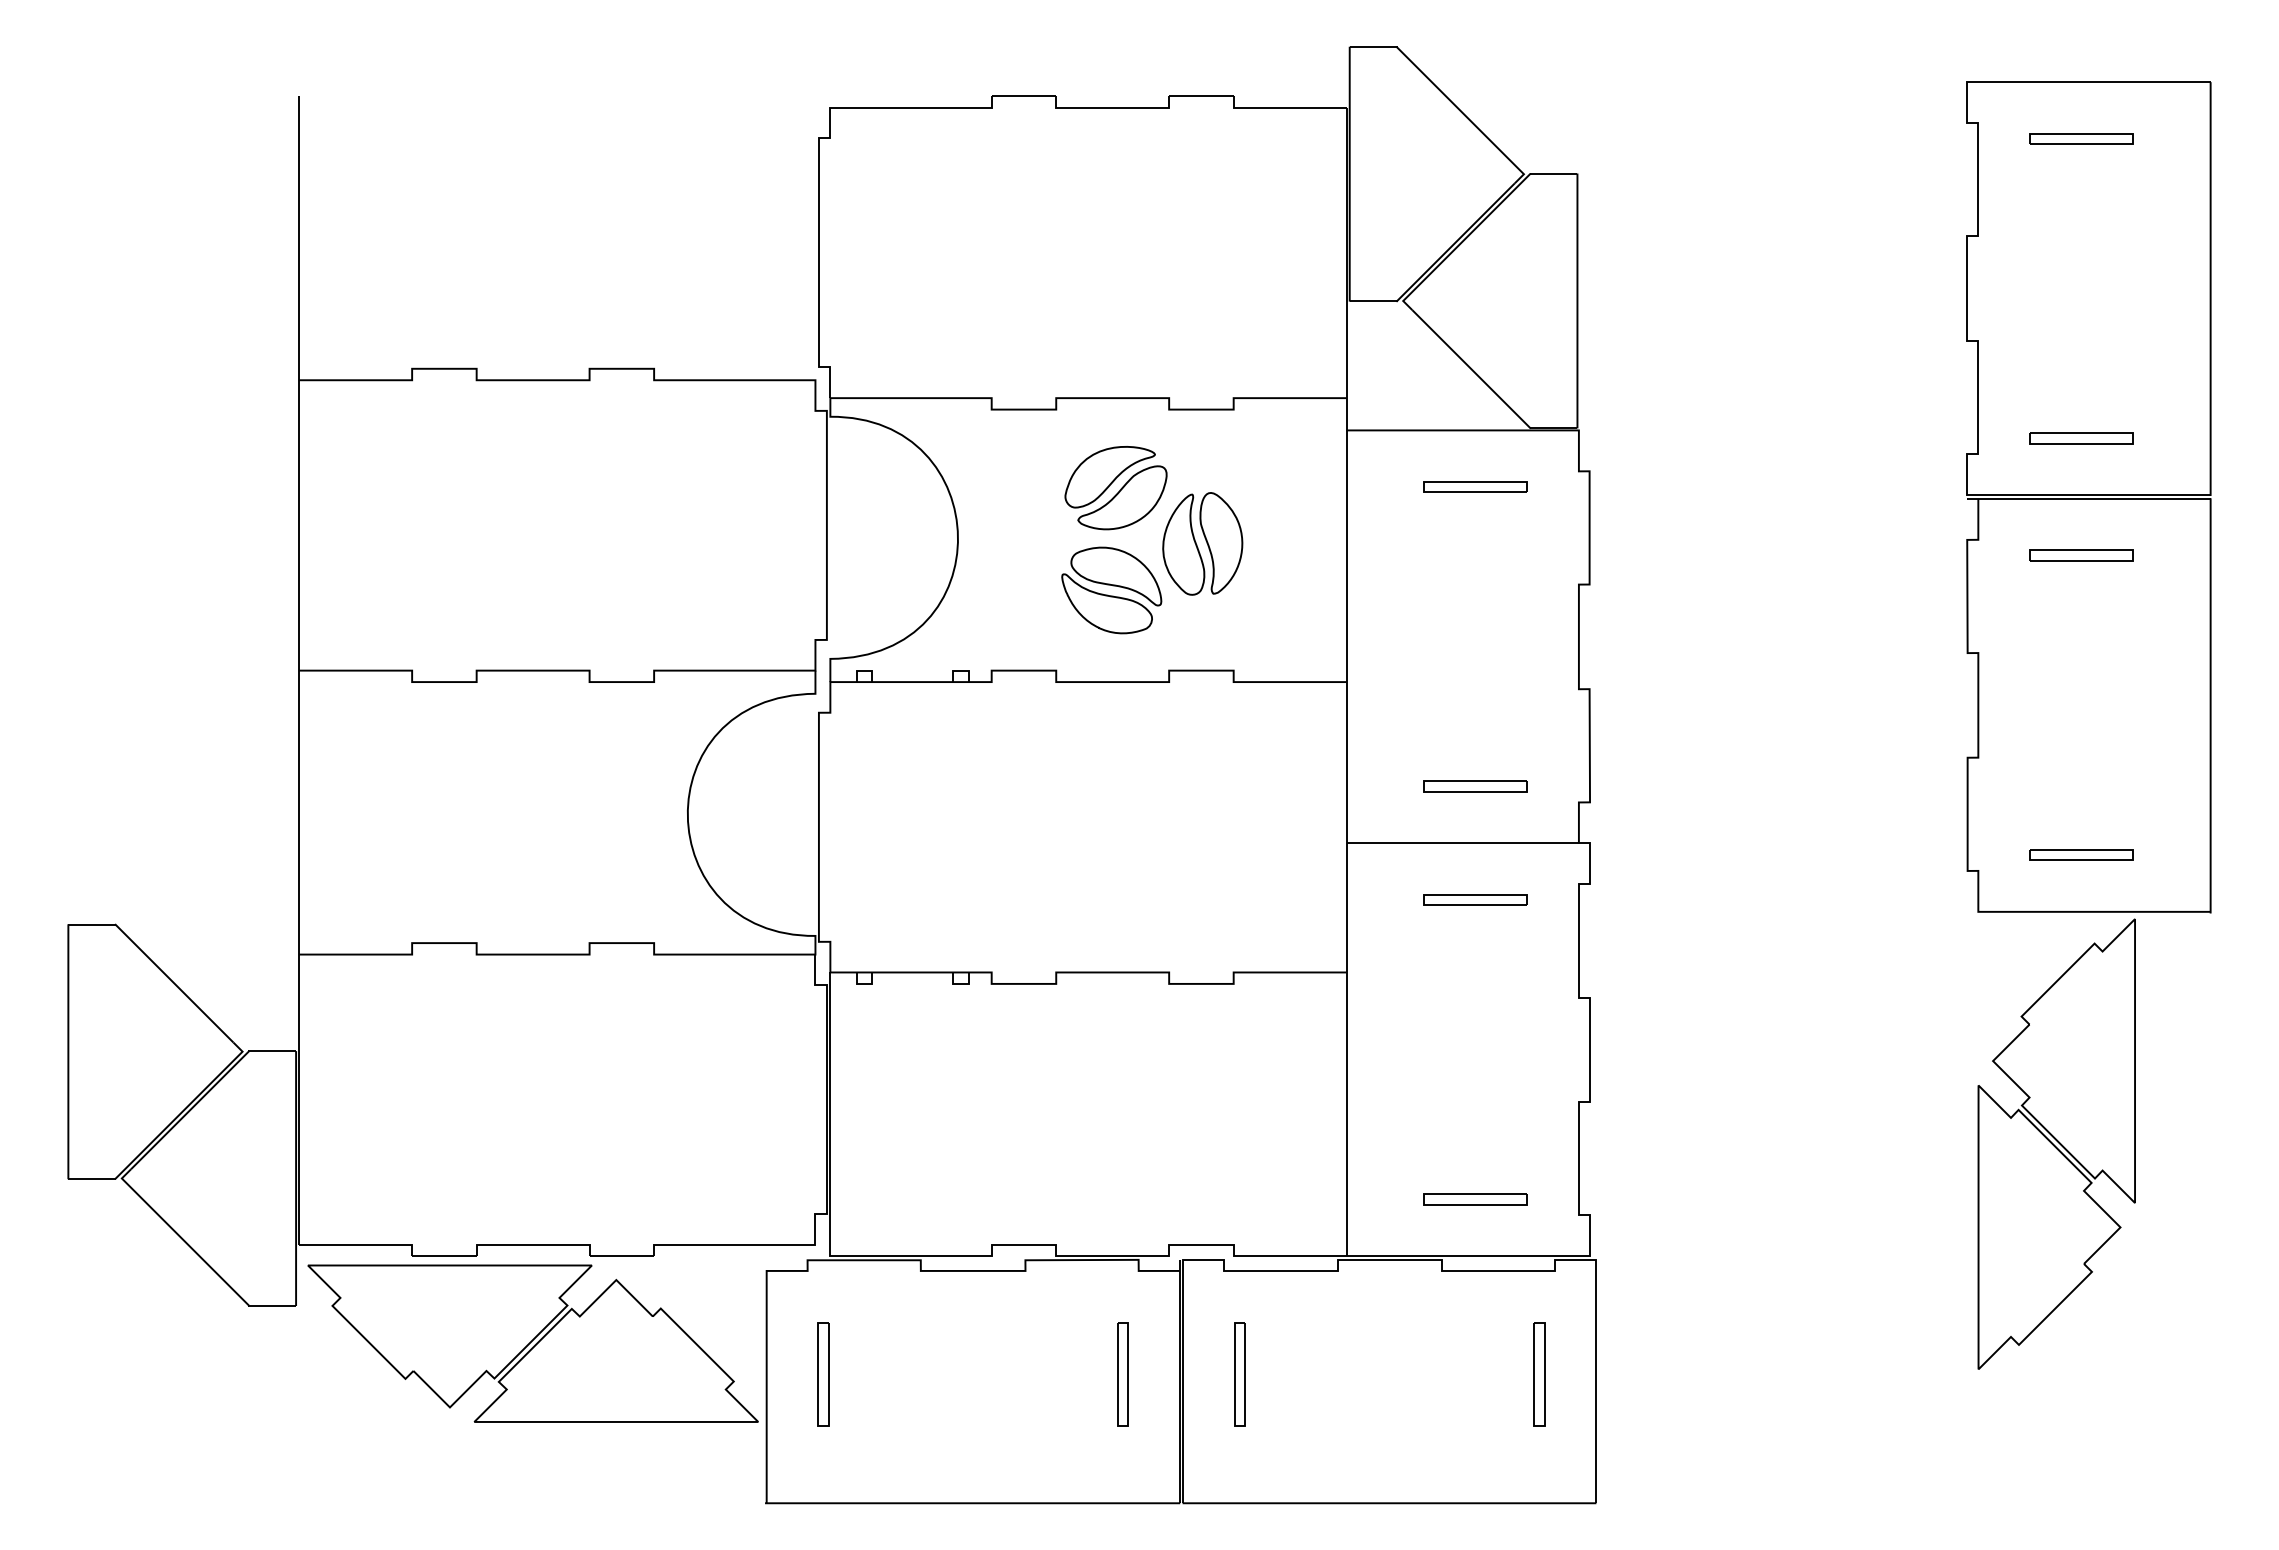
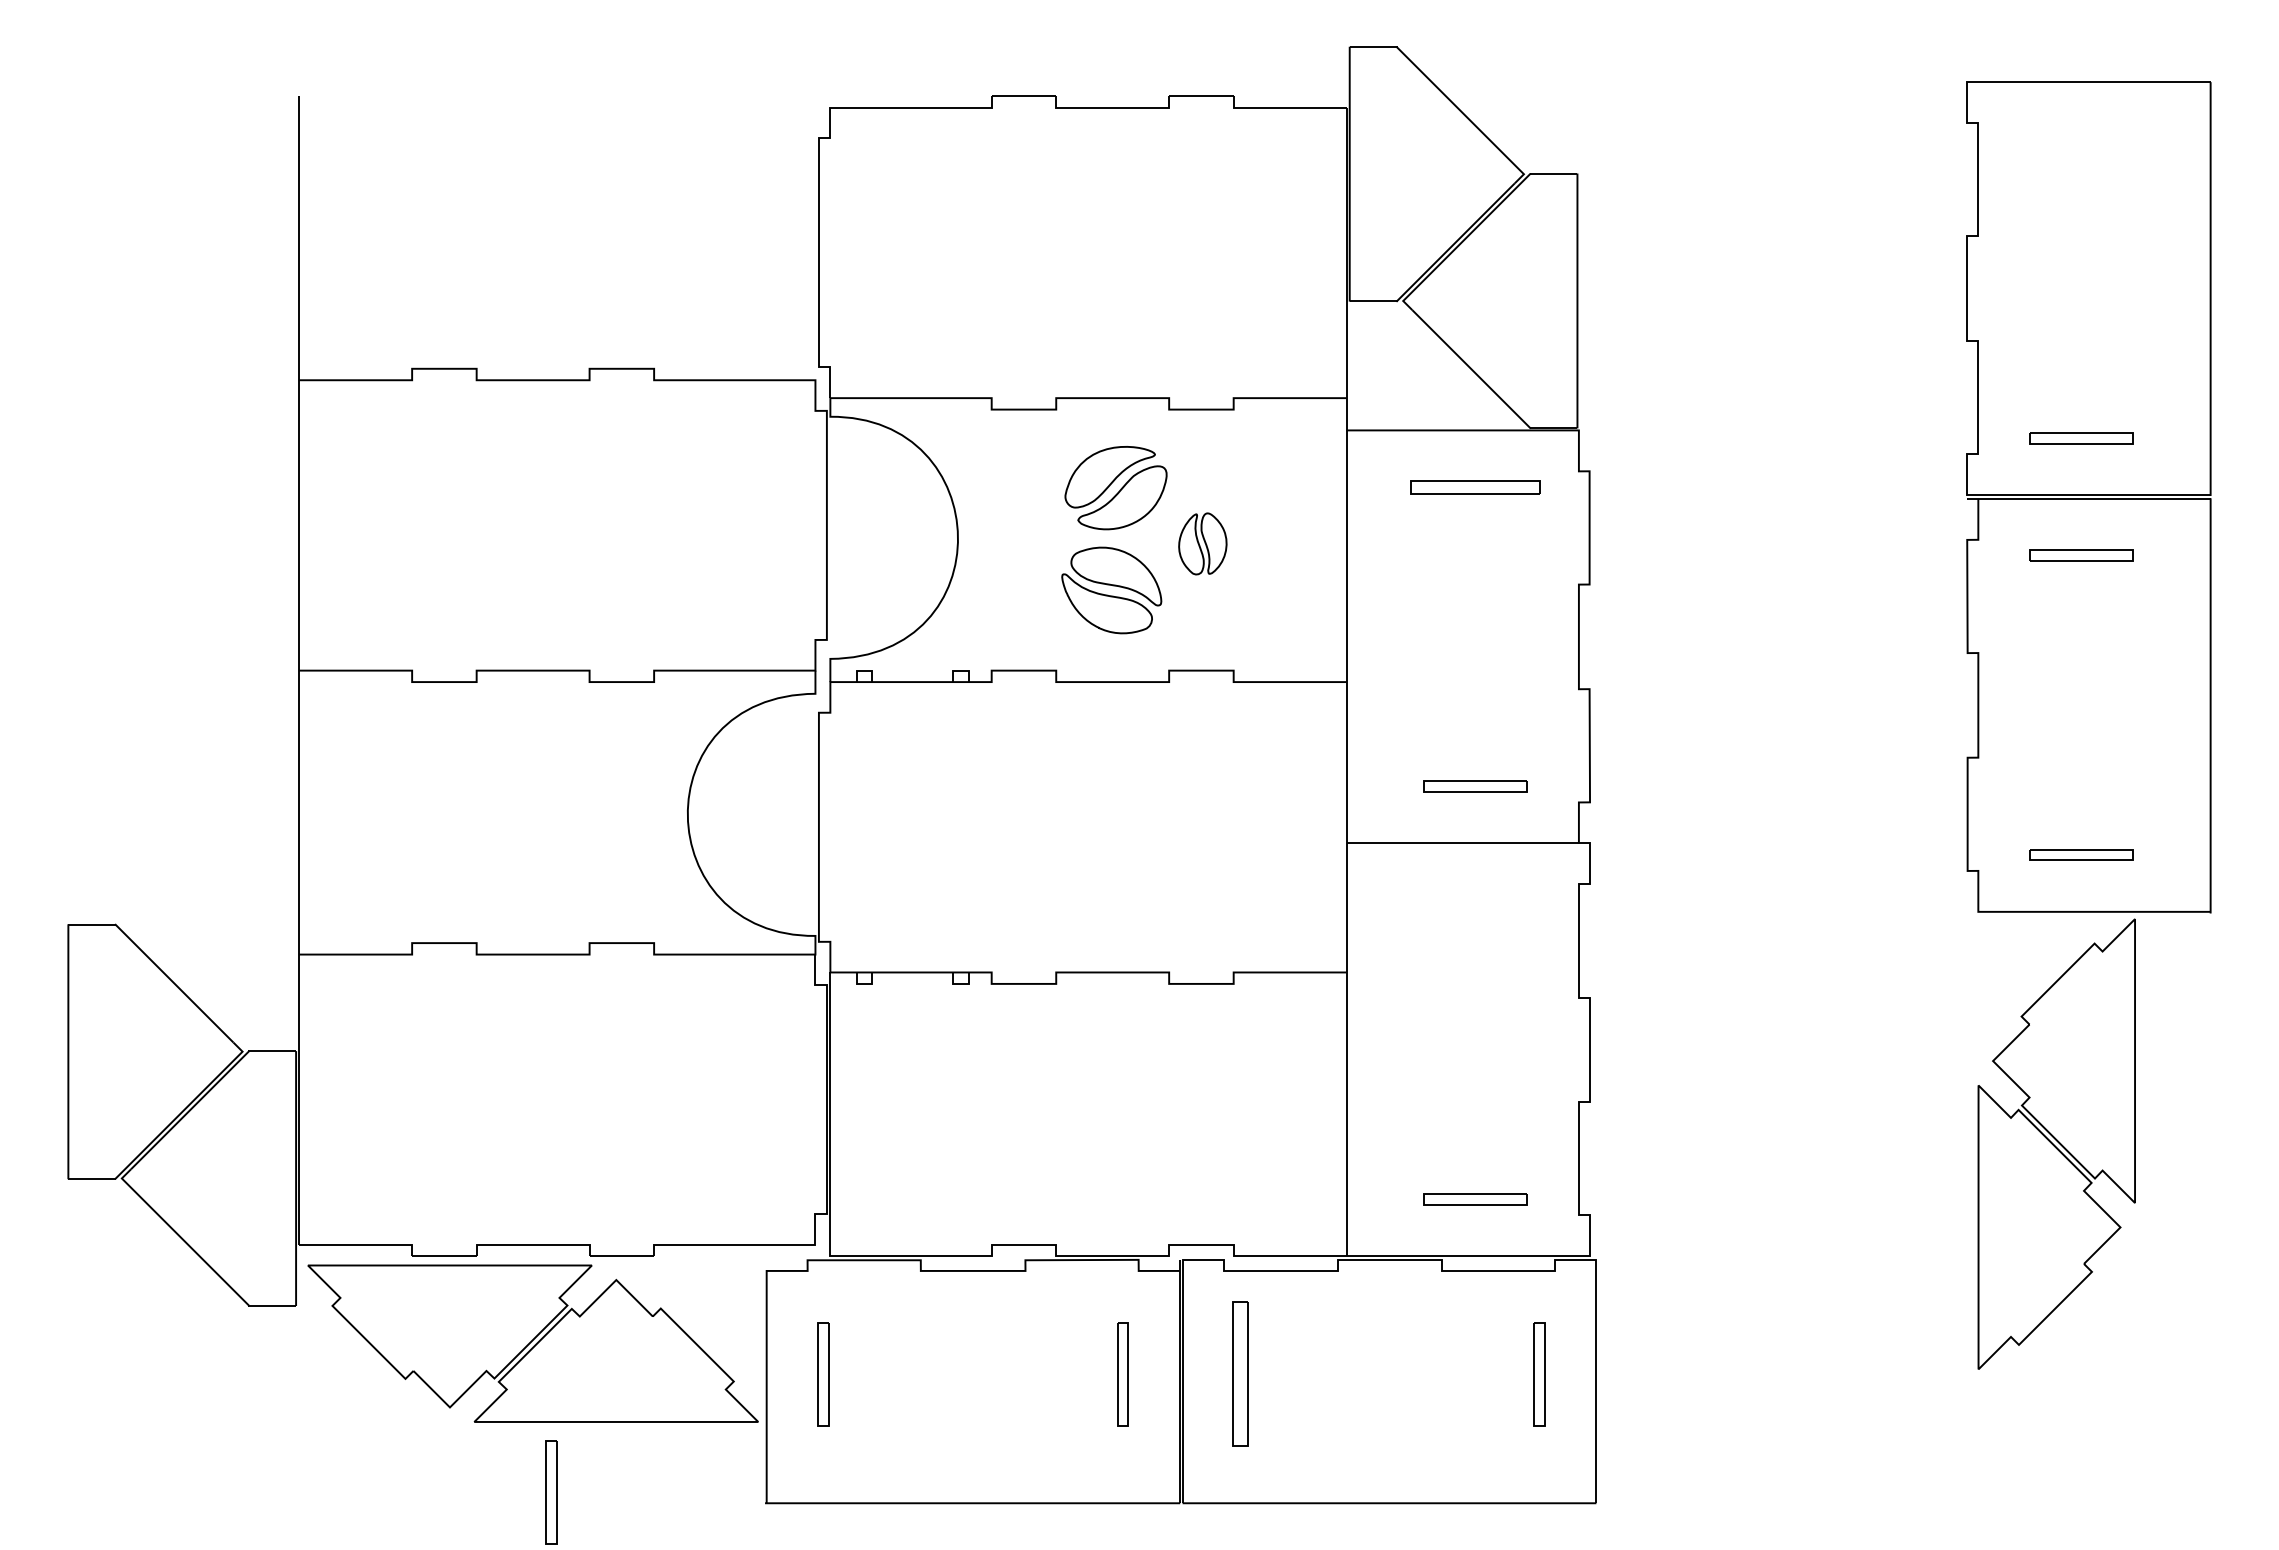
part: present -> none (2081, 138)
part size: 105x12 px -> 131x15 px (1475, 487)
part size: 82x104 px -> 50x64 px (1202, 543)
part: present -> none (1475, 899)
part size: 12x105 px -> 17x146 px (1240, 1373)
part: none -> present (551, 1492)
